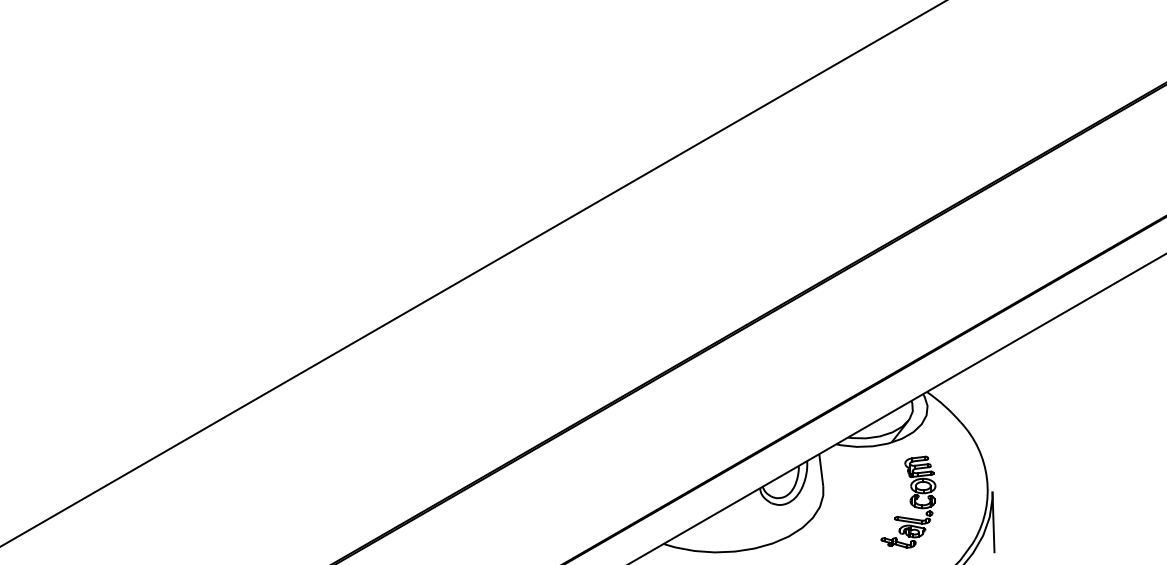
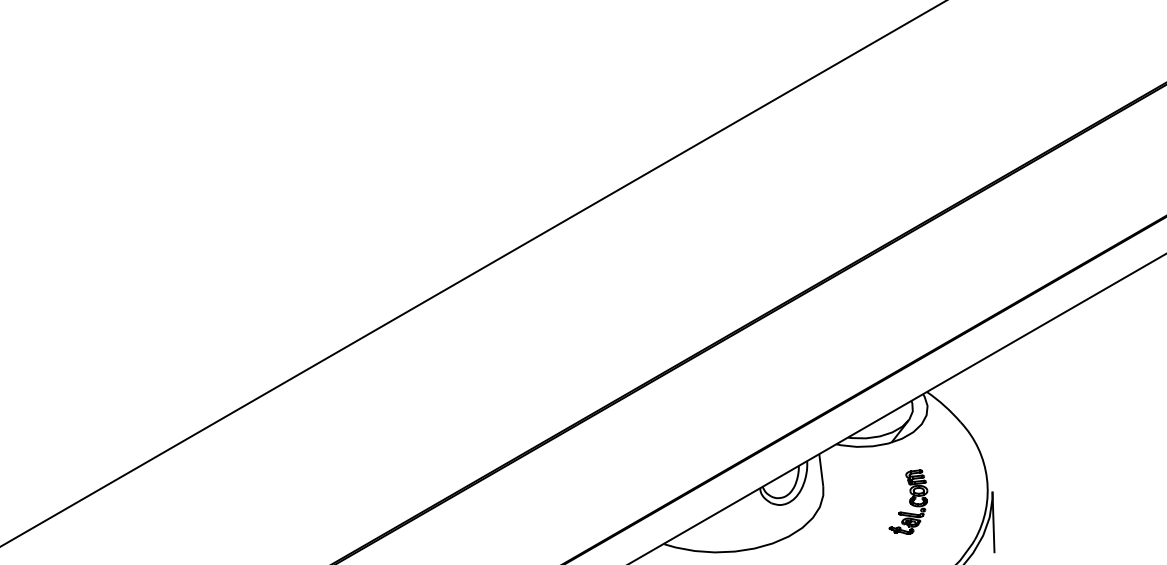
part size: 57x94 px -> 41x66 px (908, 501)
